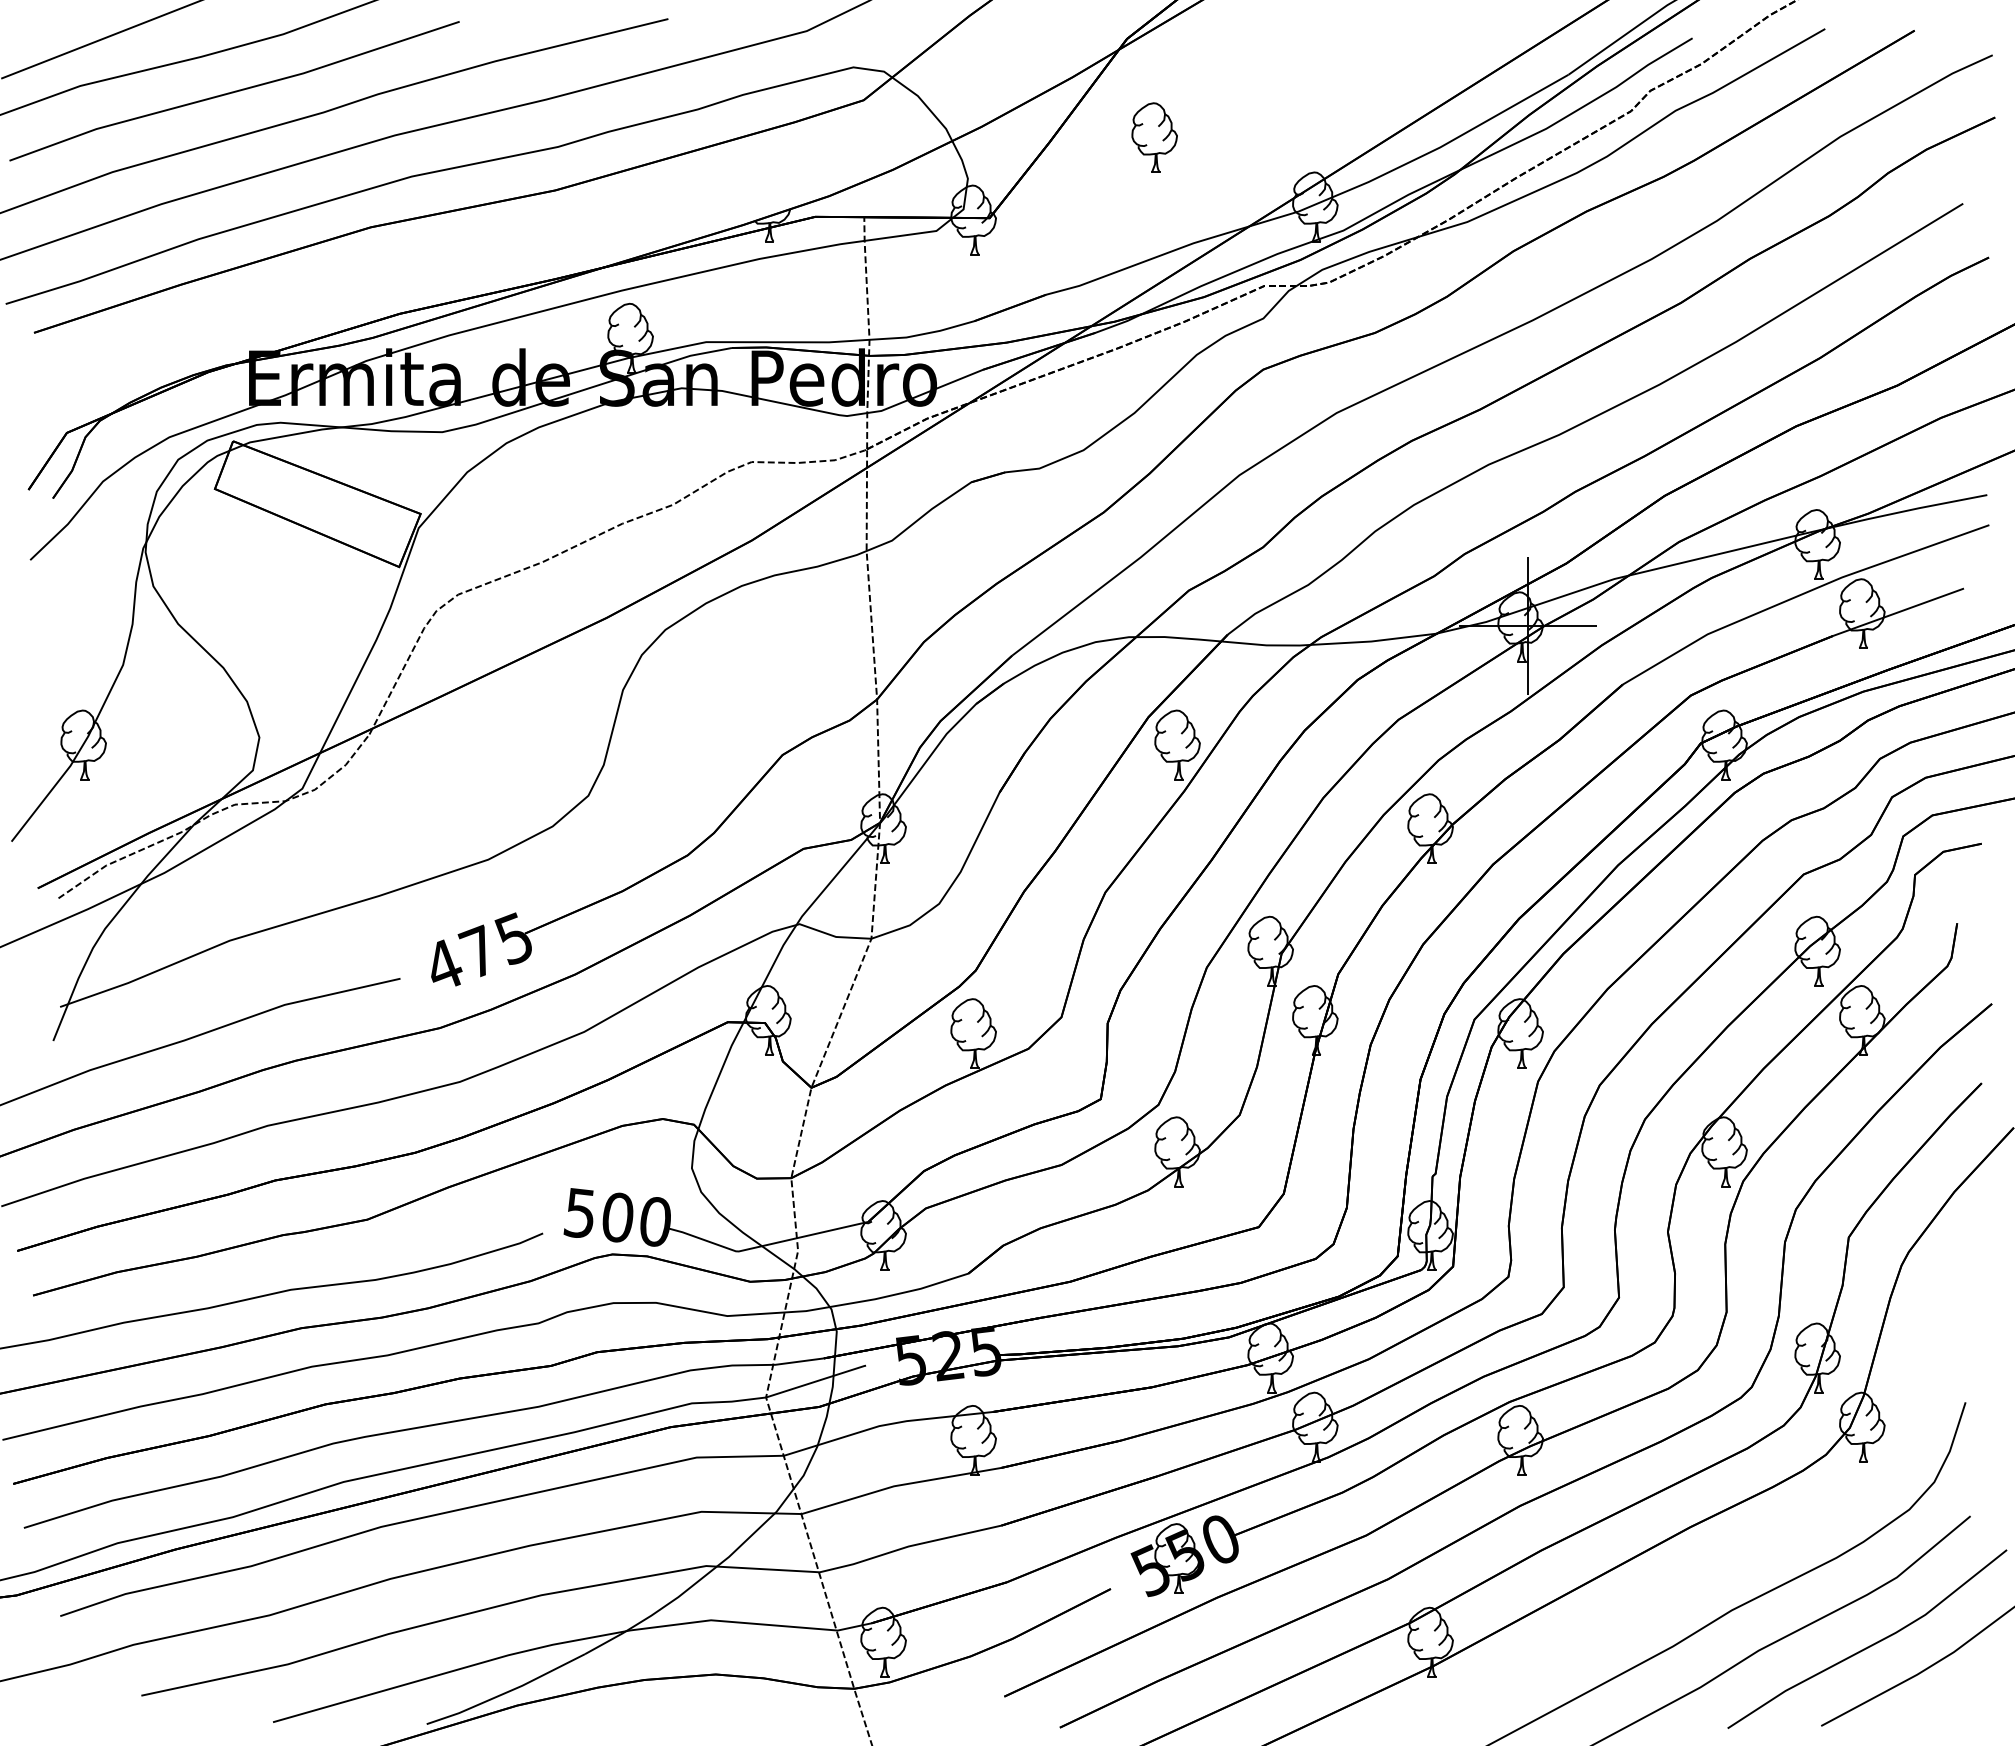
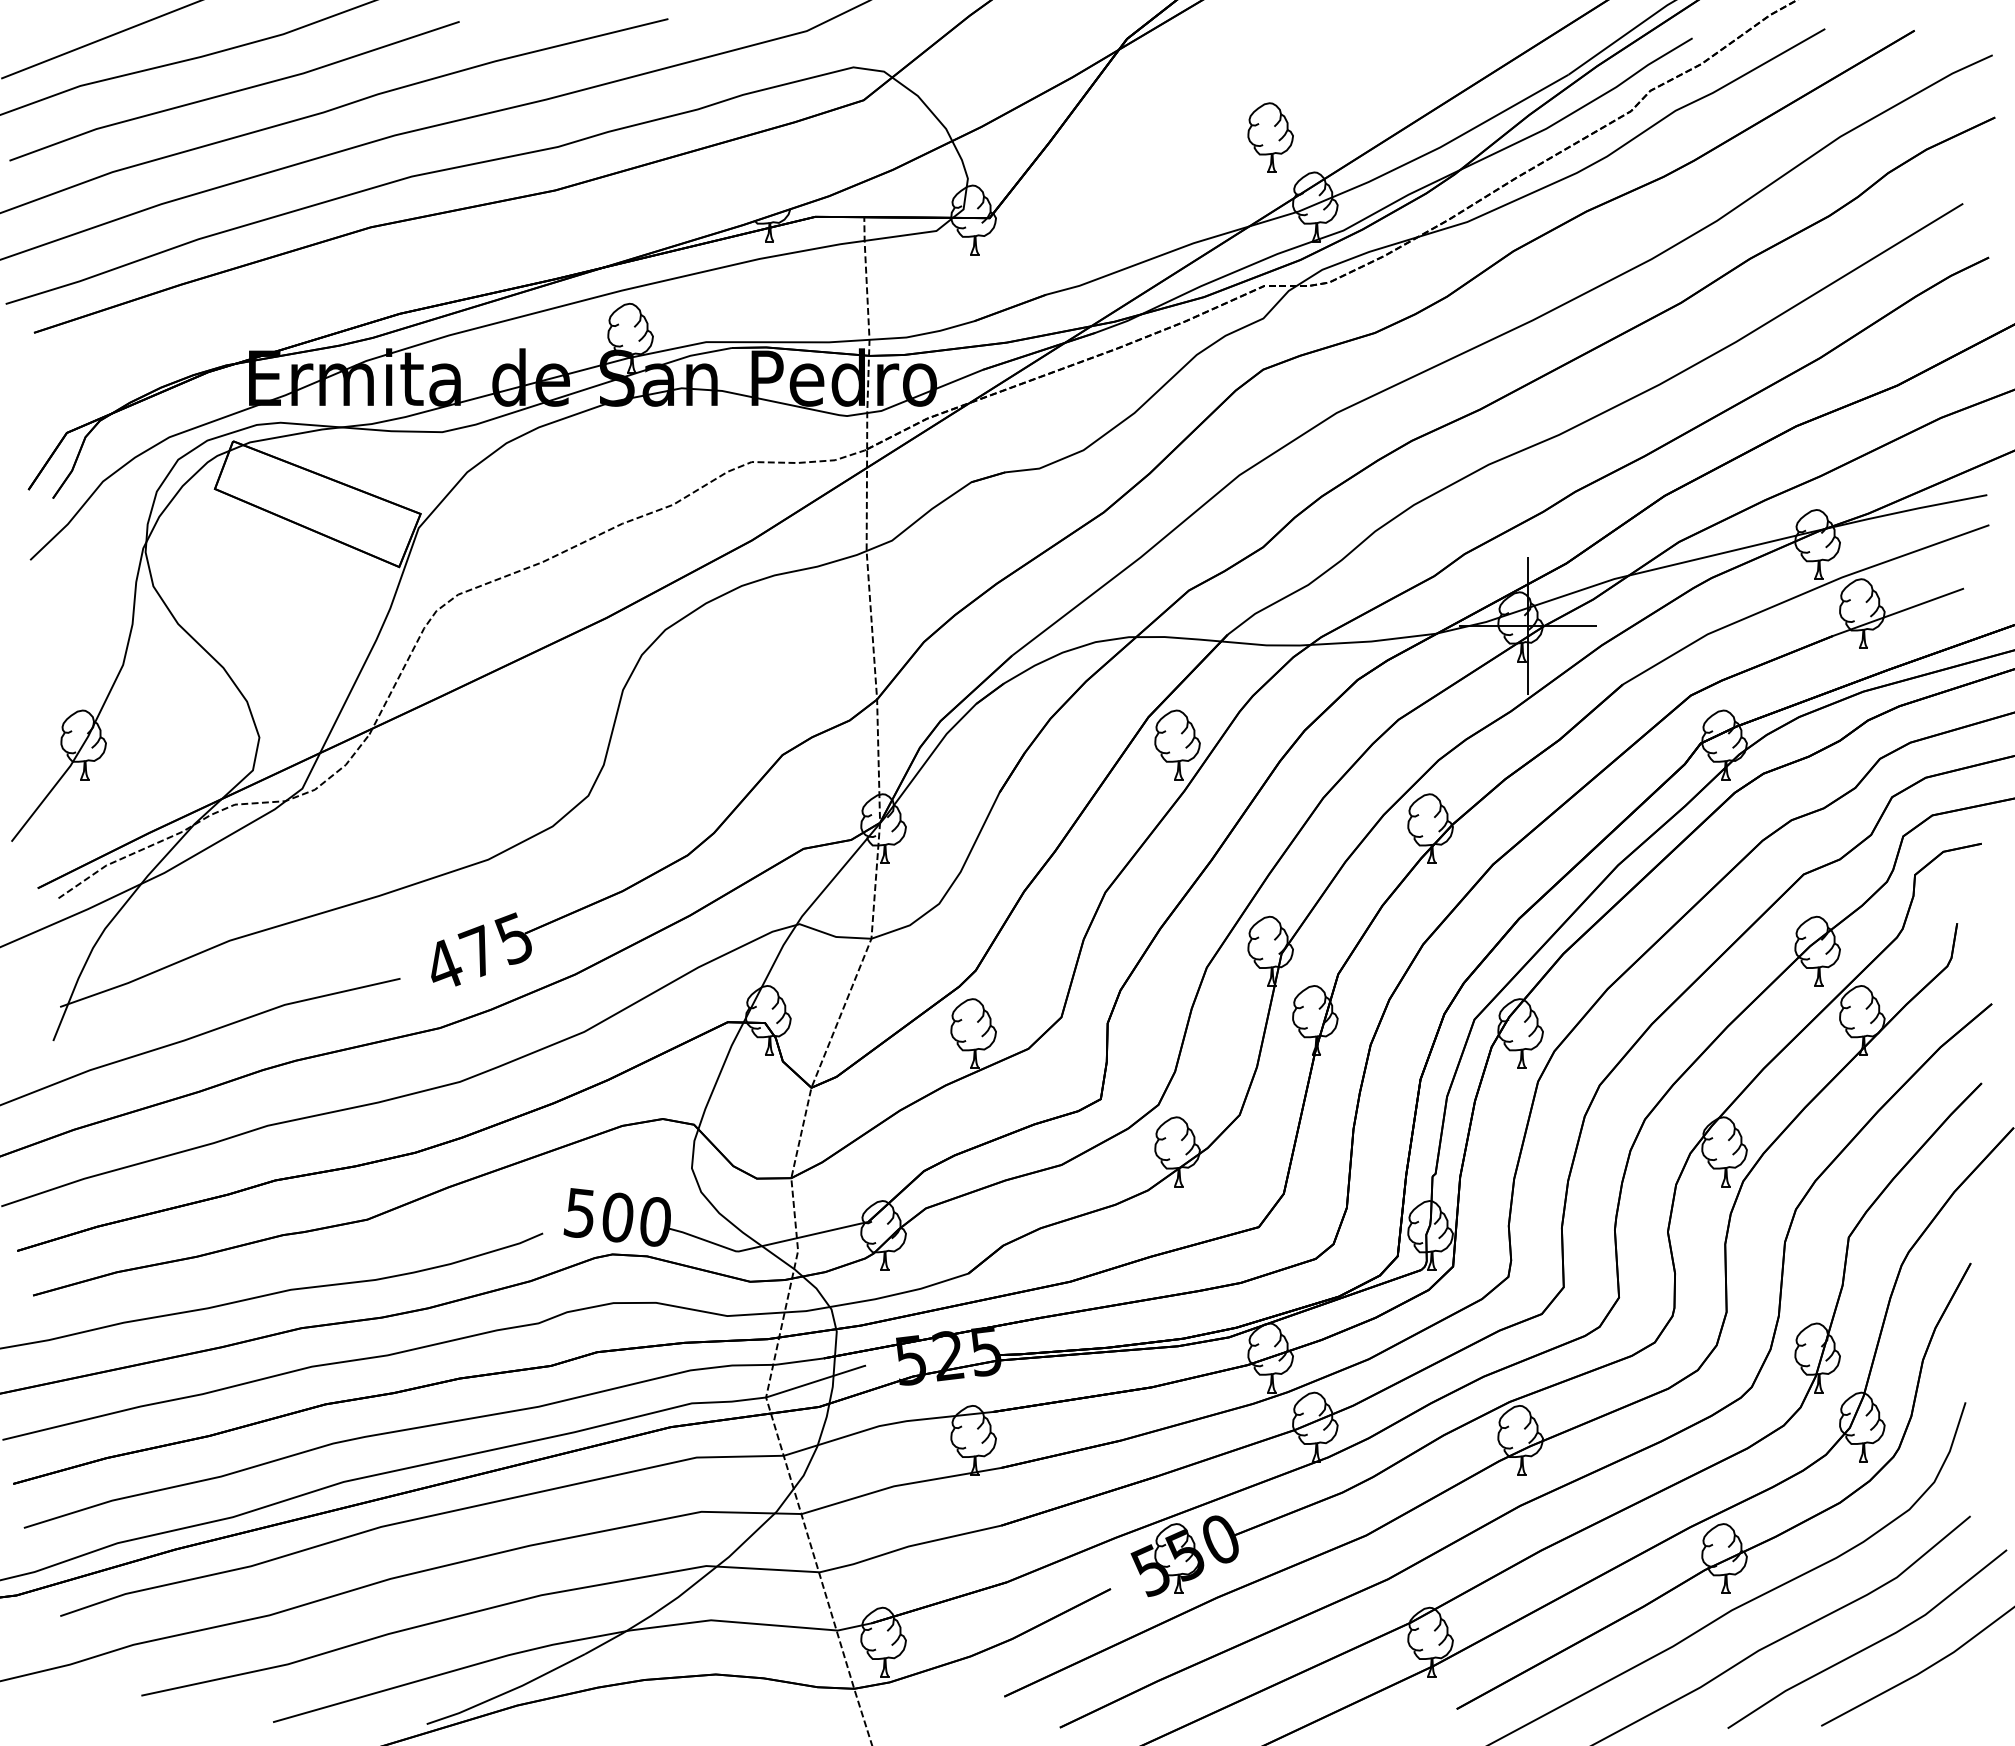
part position: (1154, 137) -> (1270, 137) (1270, 137)
part: none -> present (1720, 1523)
